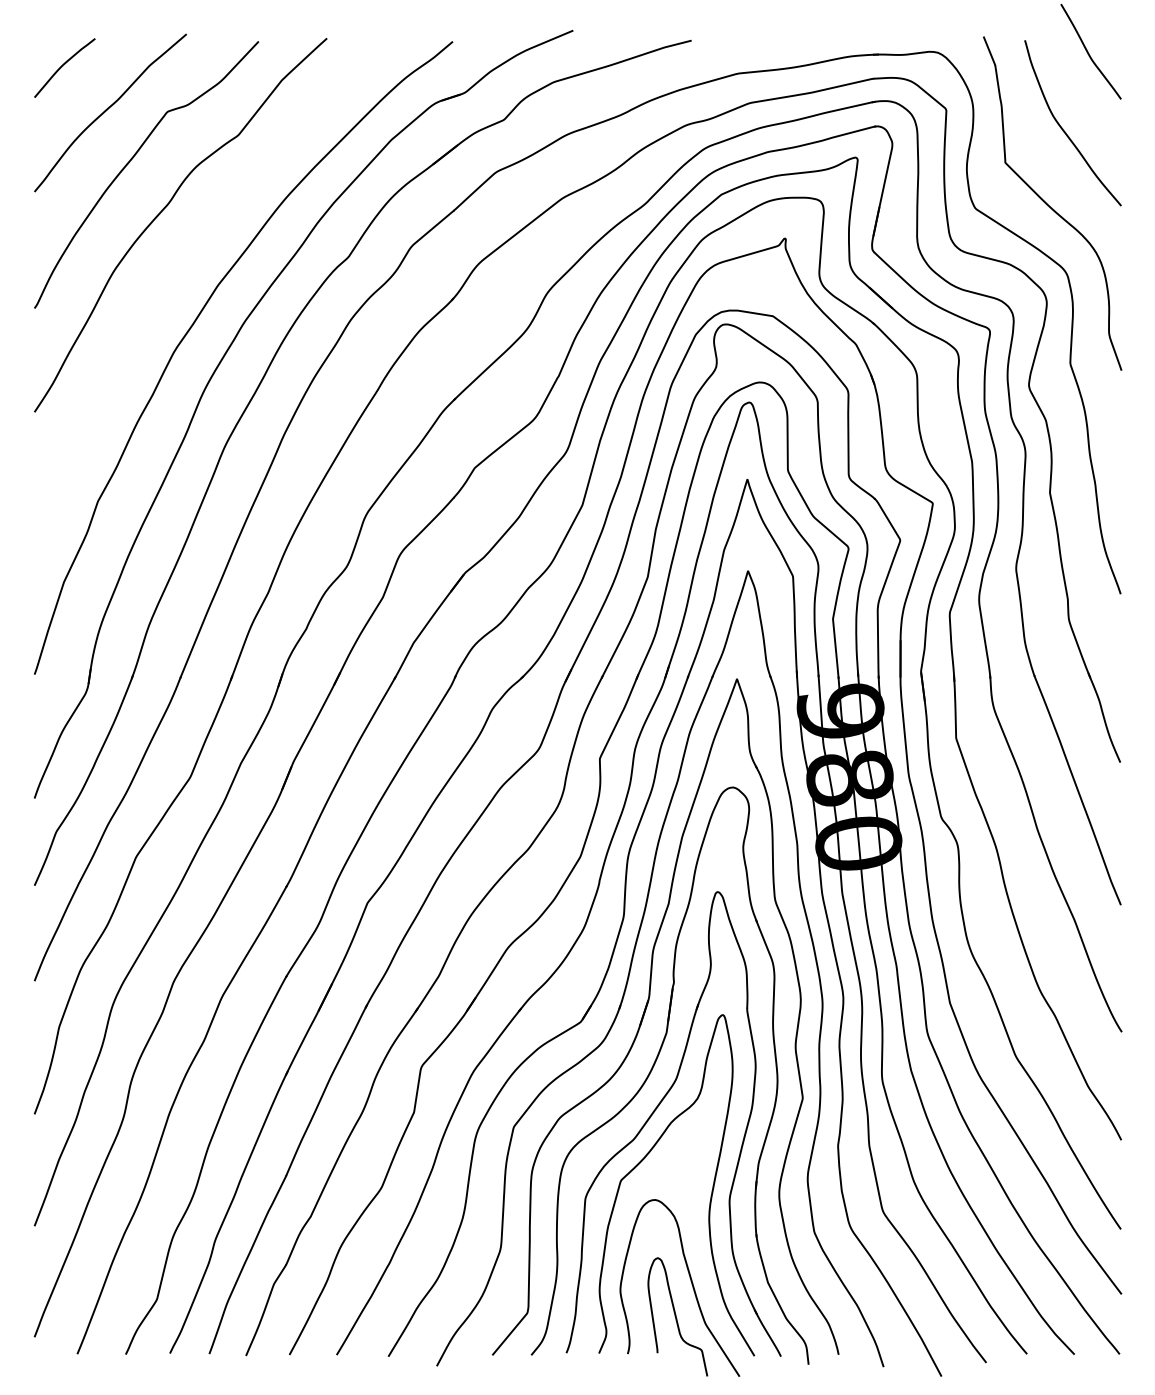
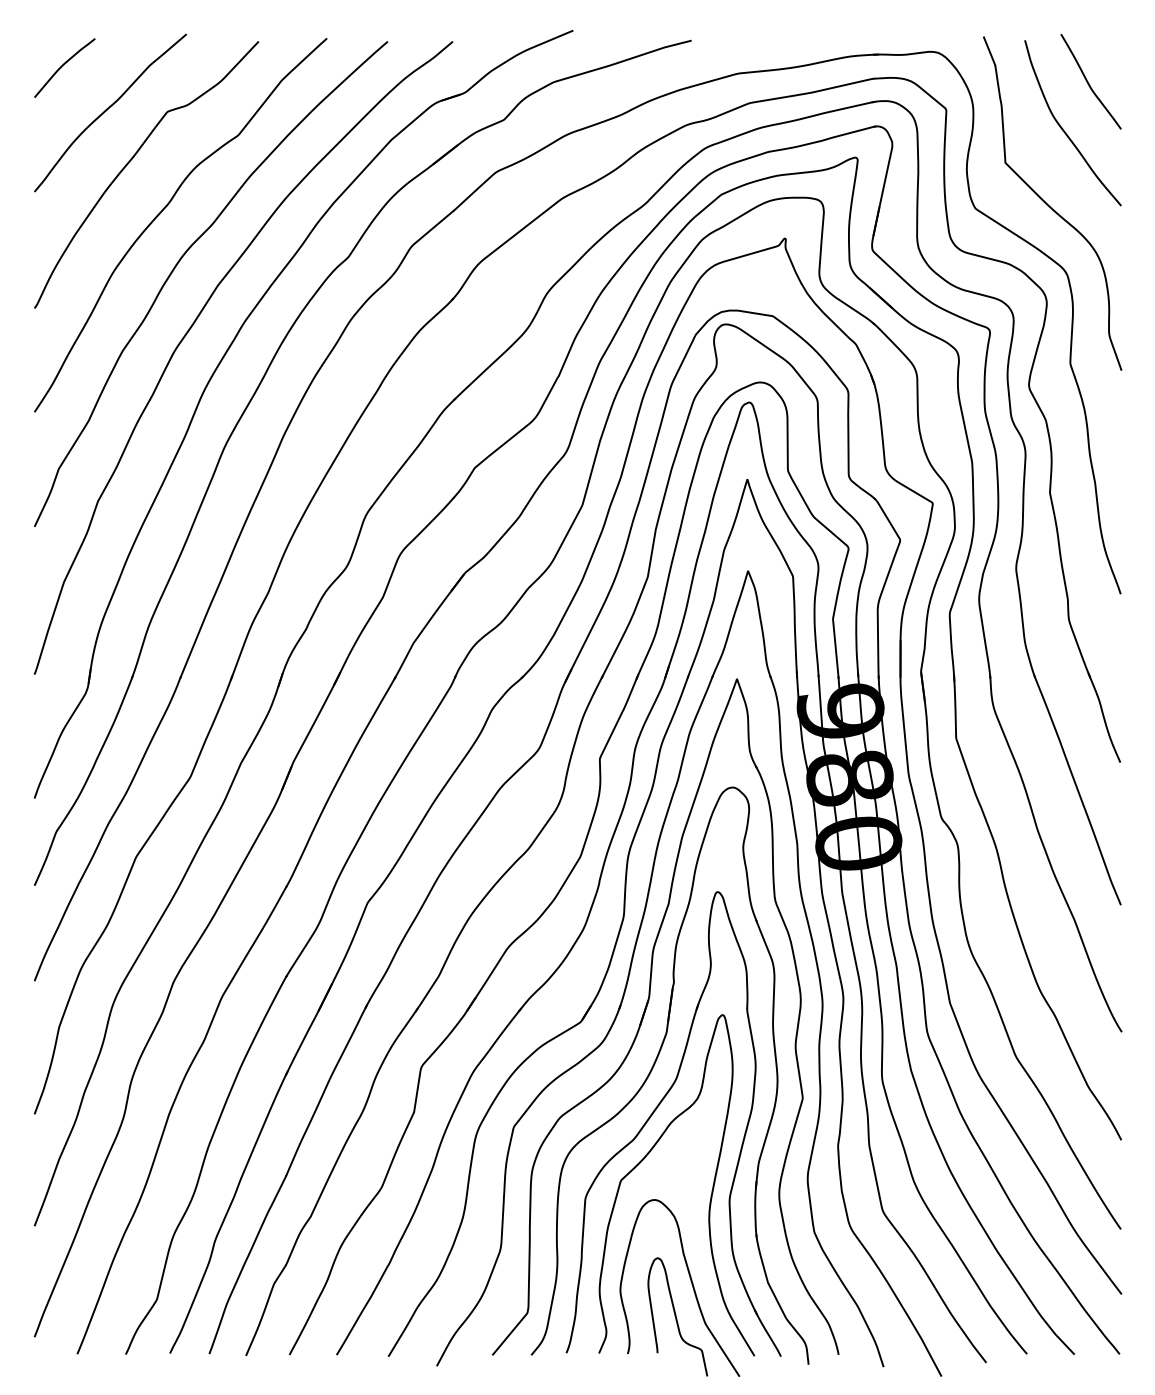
curve position: (1088, 51) -> (1088, 81) (1088, 81)
curve: none -> present (179, 262)
